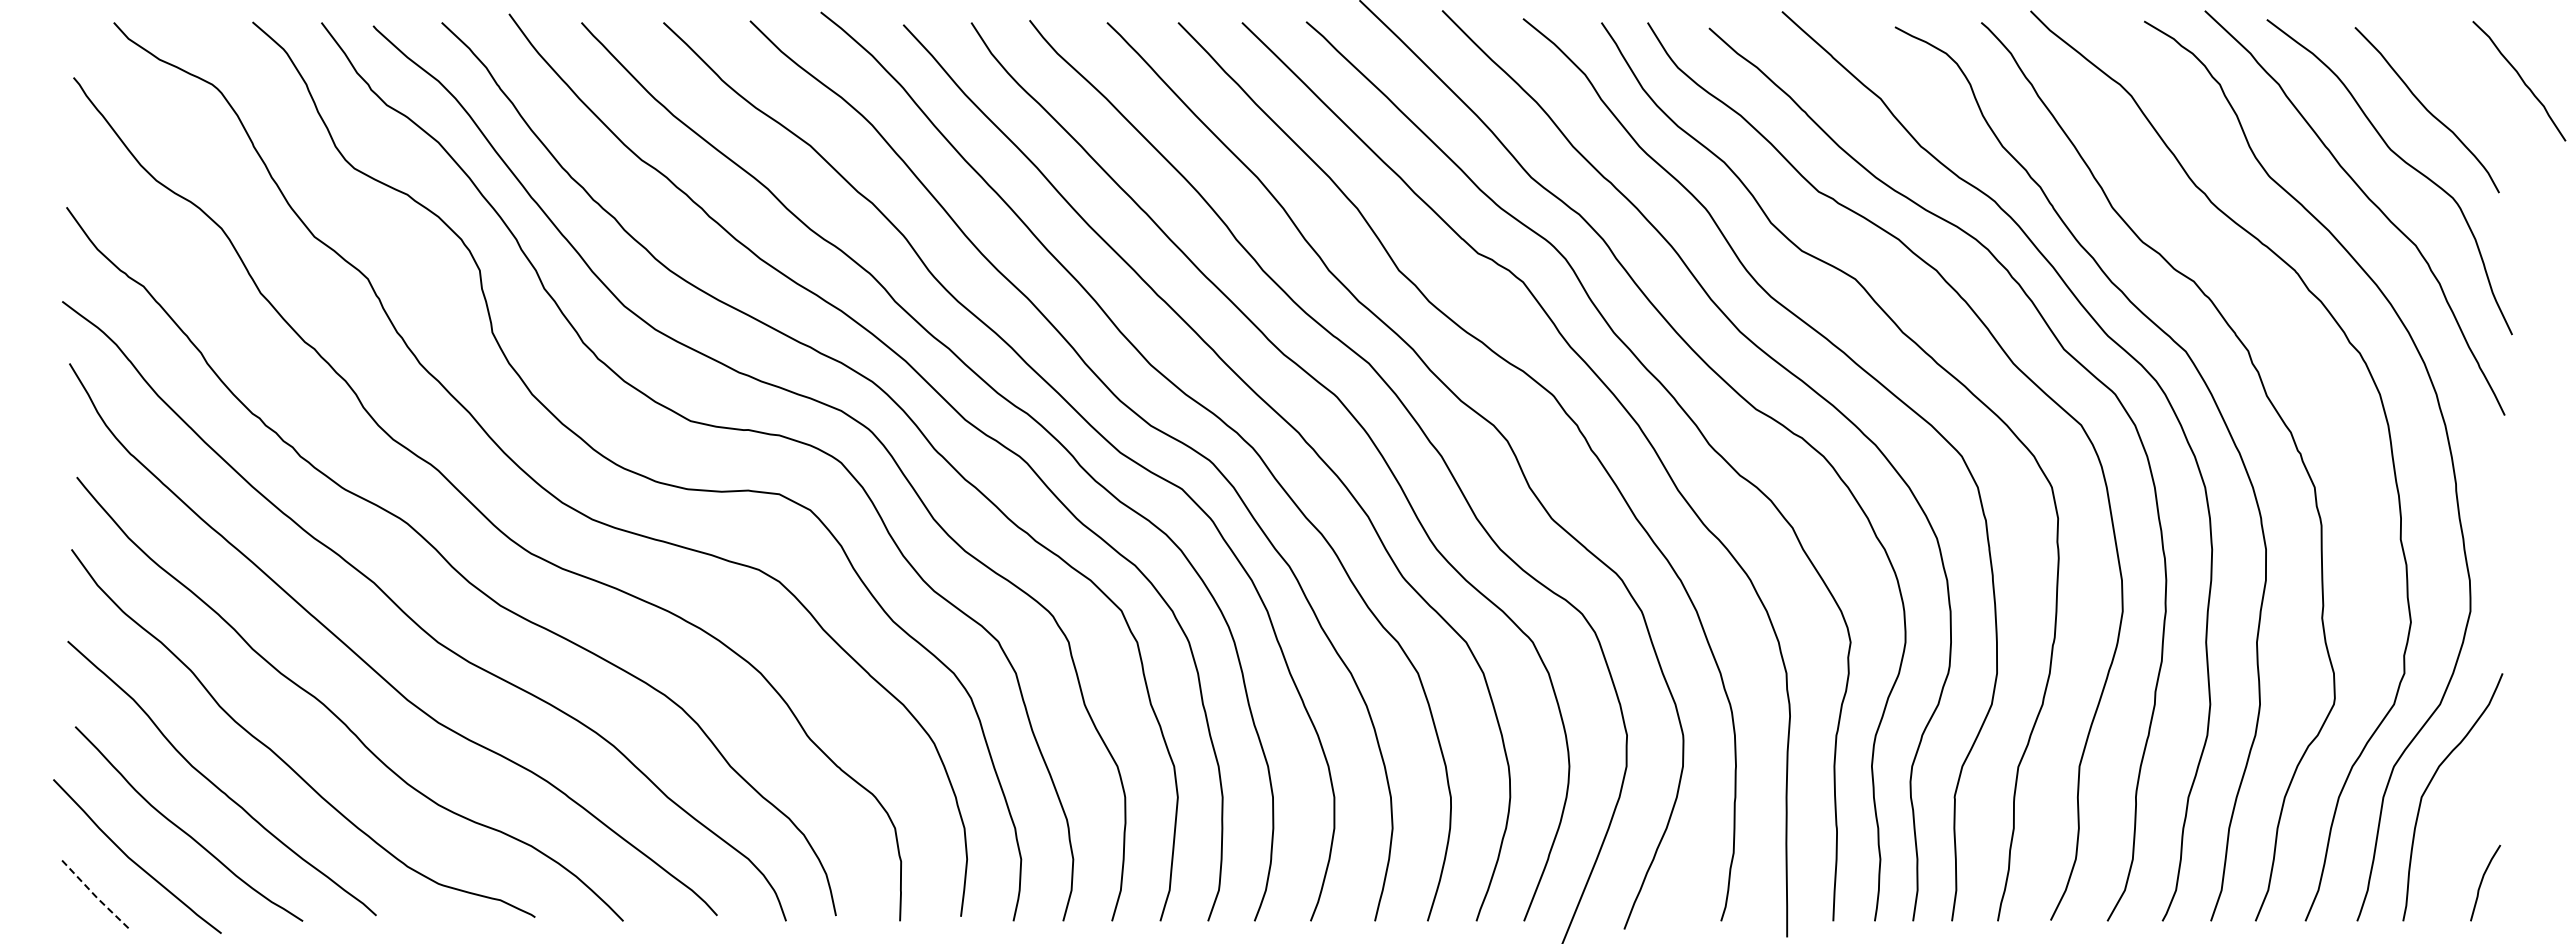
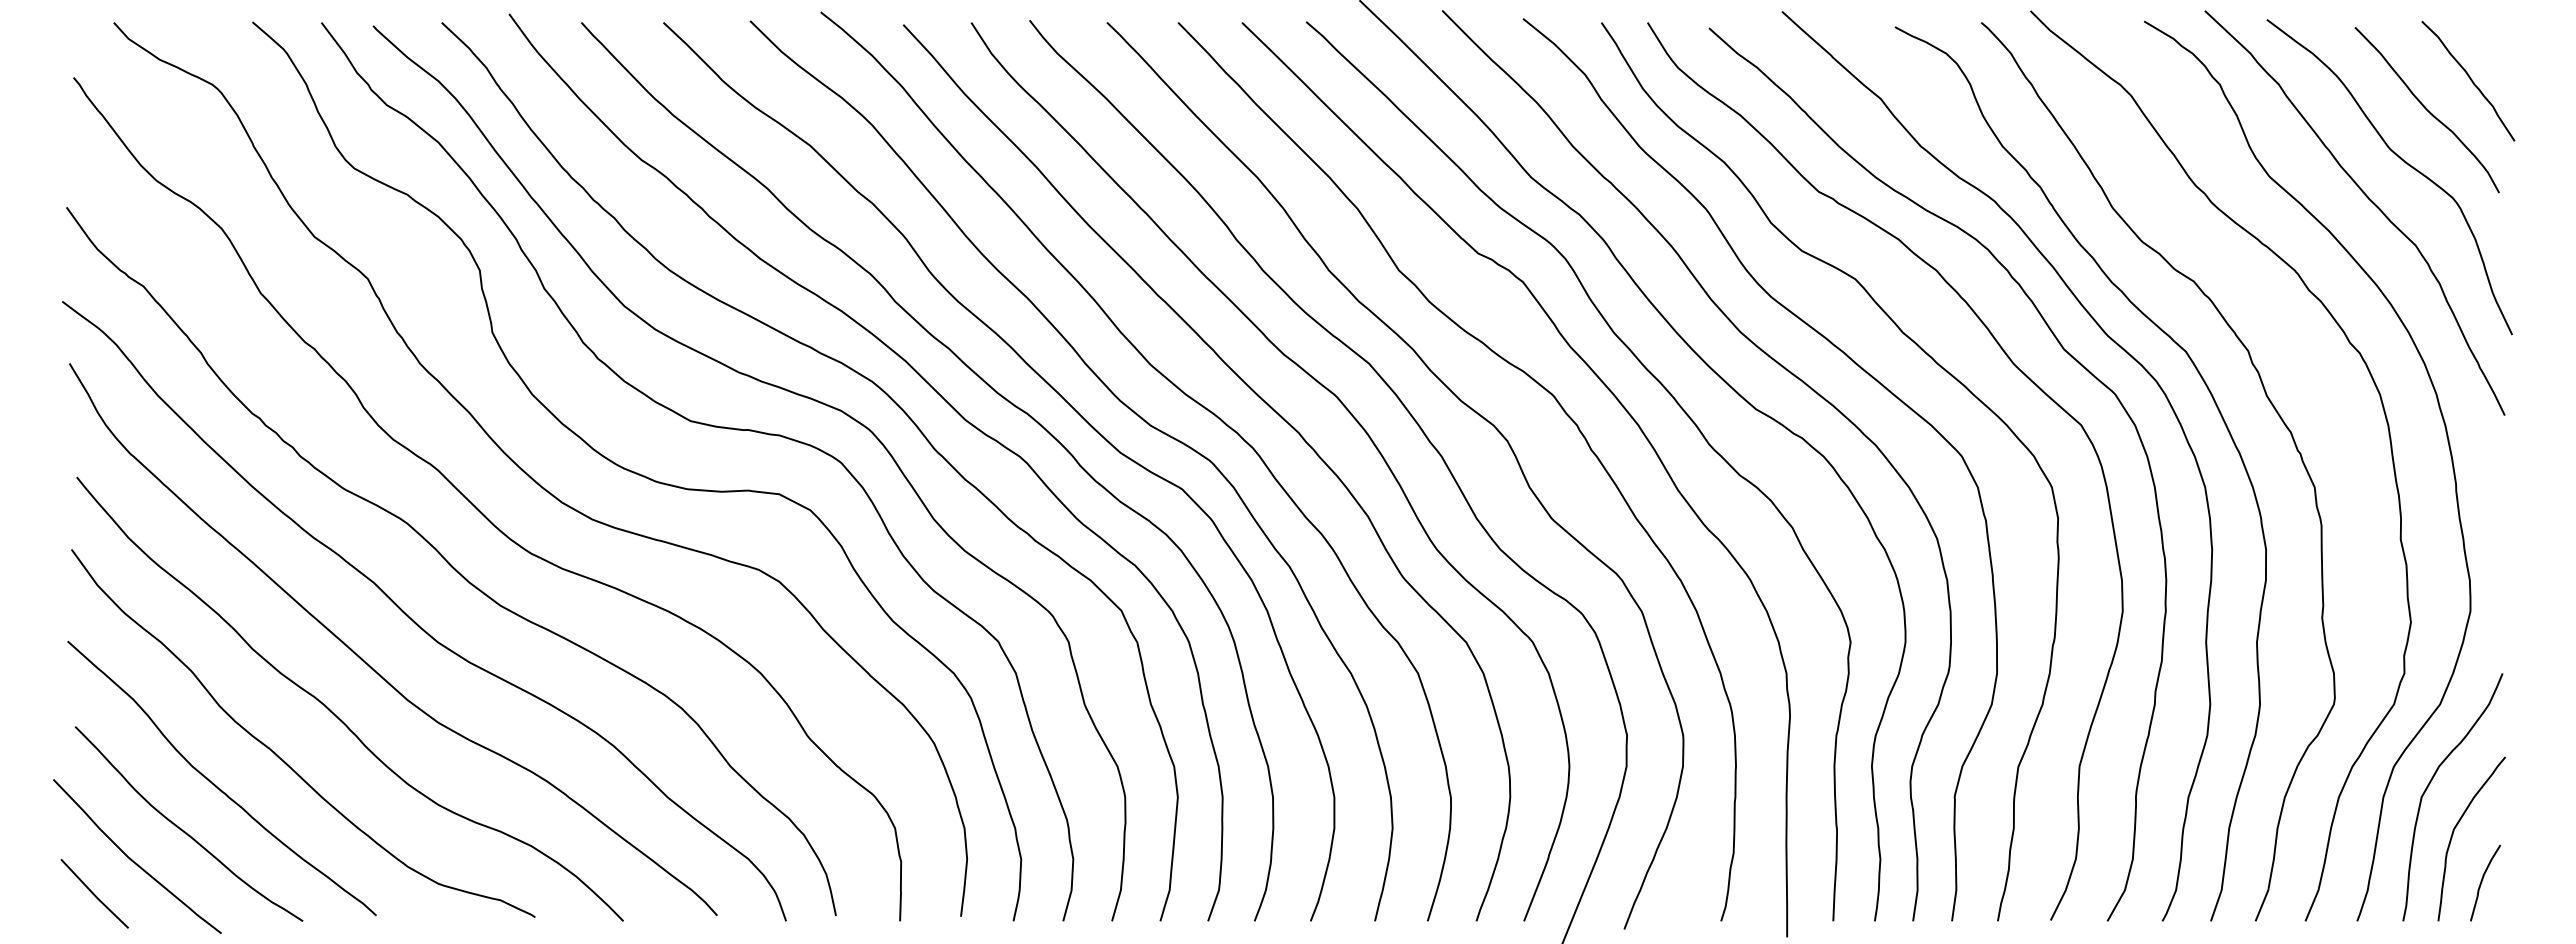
curve position: (2521, 80) -> (2470, 80) (2470, 80)
curve: none -> present (2454, 831)
line: dashed -> solid (94, 894)
